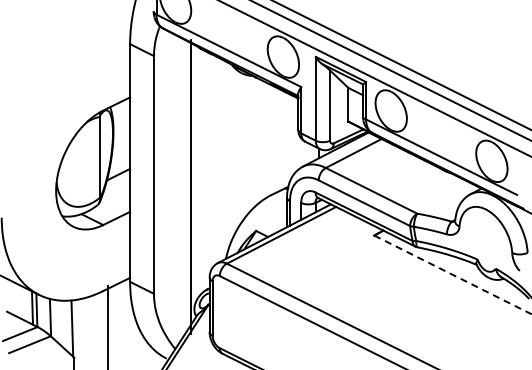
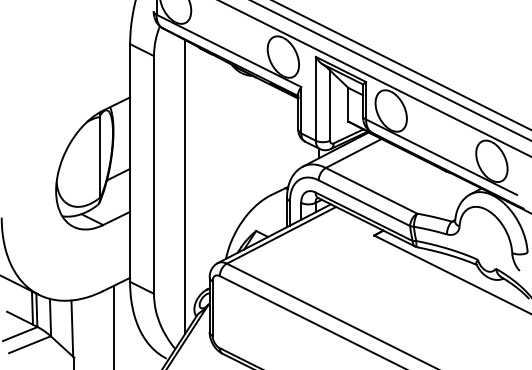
line position: (191, 186) -> (185, 186) (185, 186)
line: dashed -> solid (452, 274)
line position: (108, 325) -> (114, 325) (114, 325)
